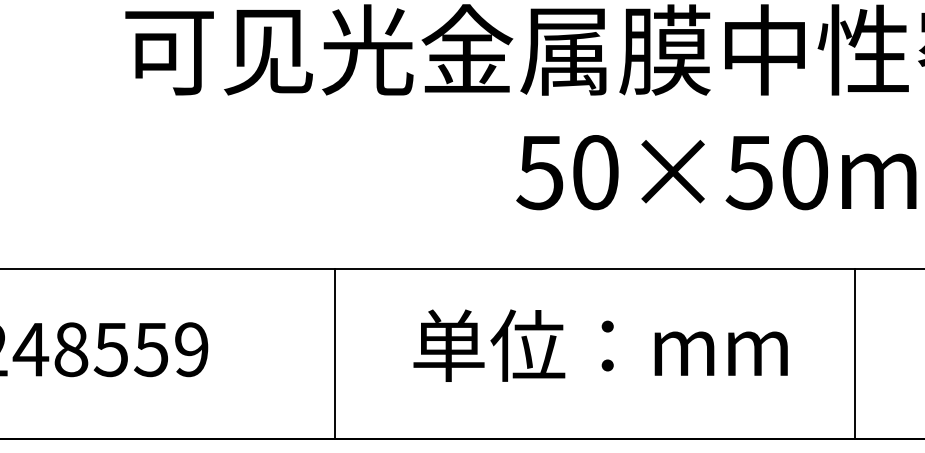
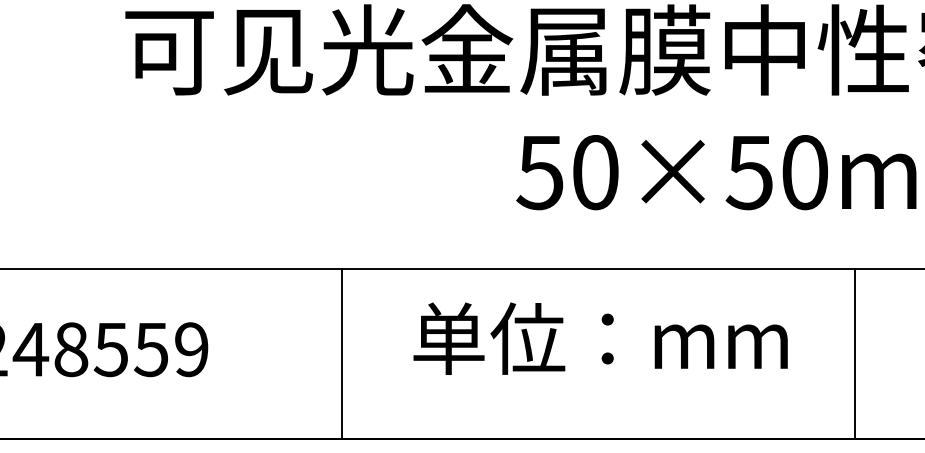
text position: (600, 345) -> (600, 338) (600, 338)
line position: (335, 354) -> (342, 354) (342, 354)
